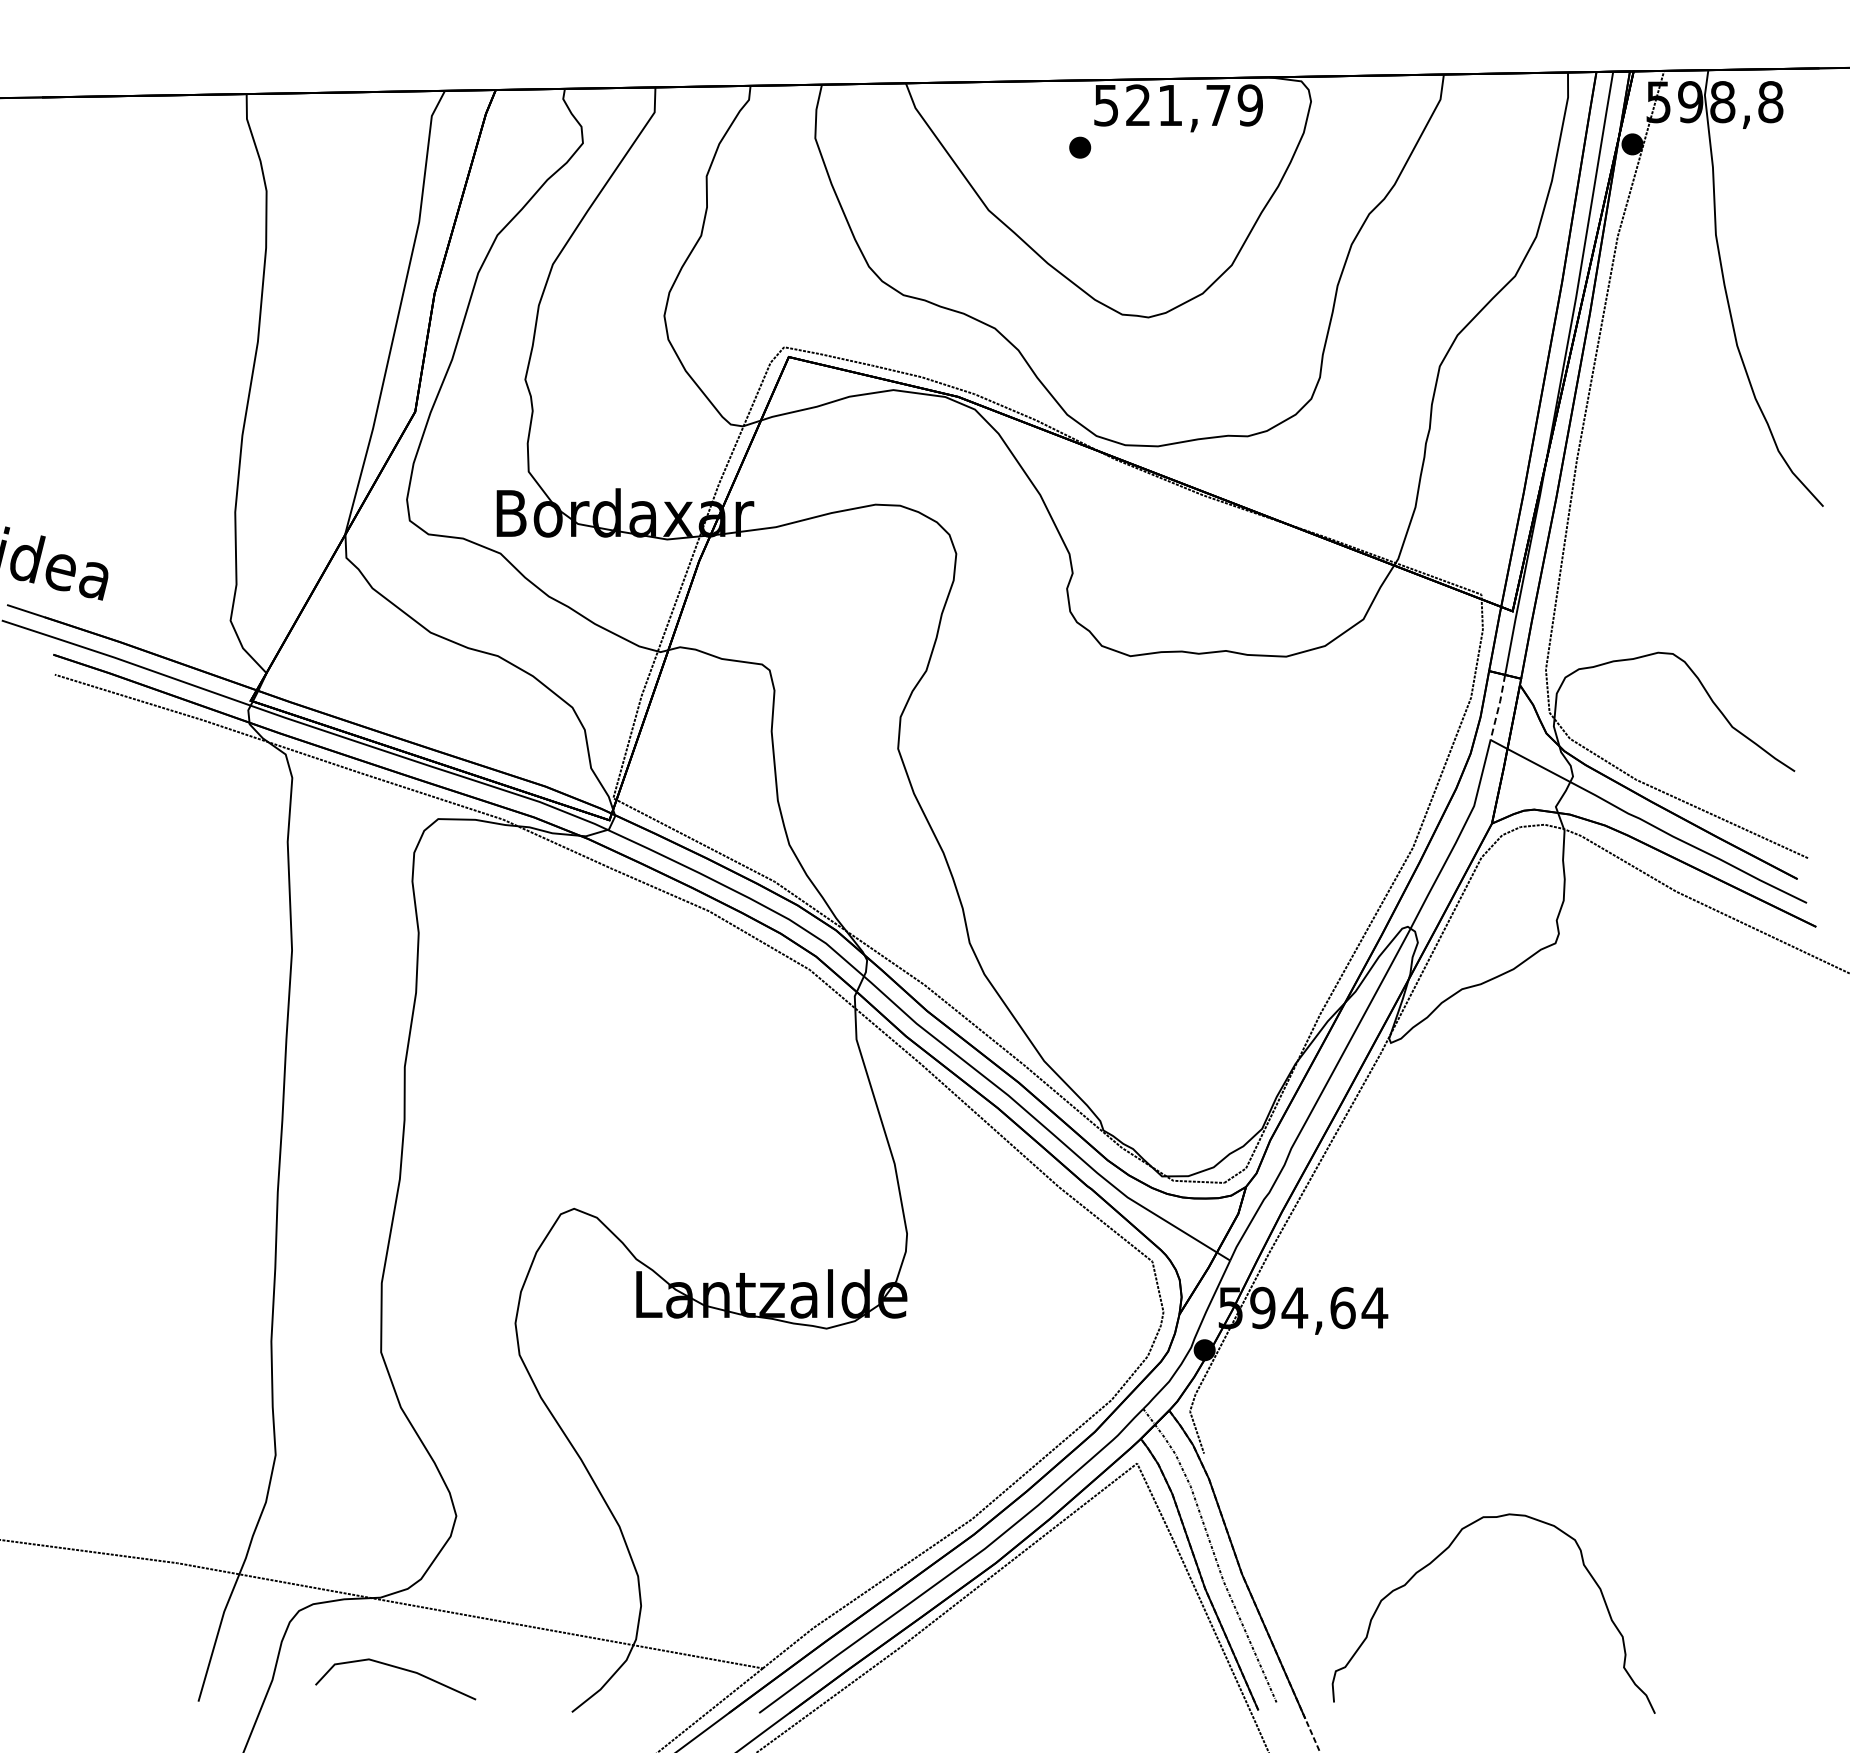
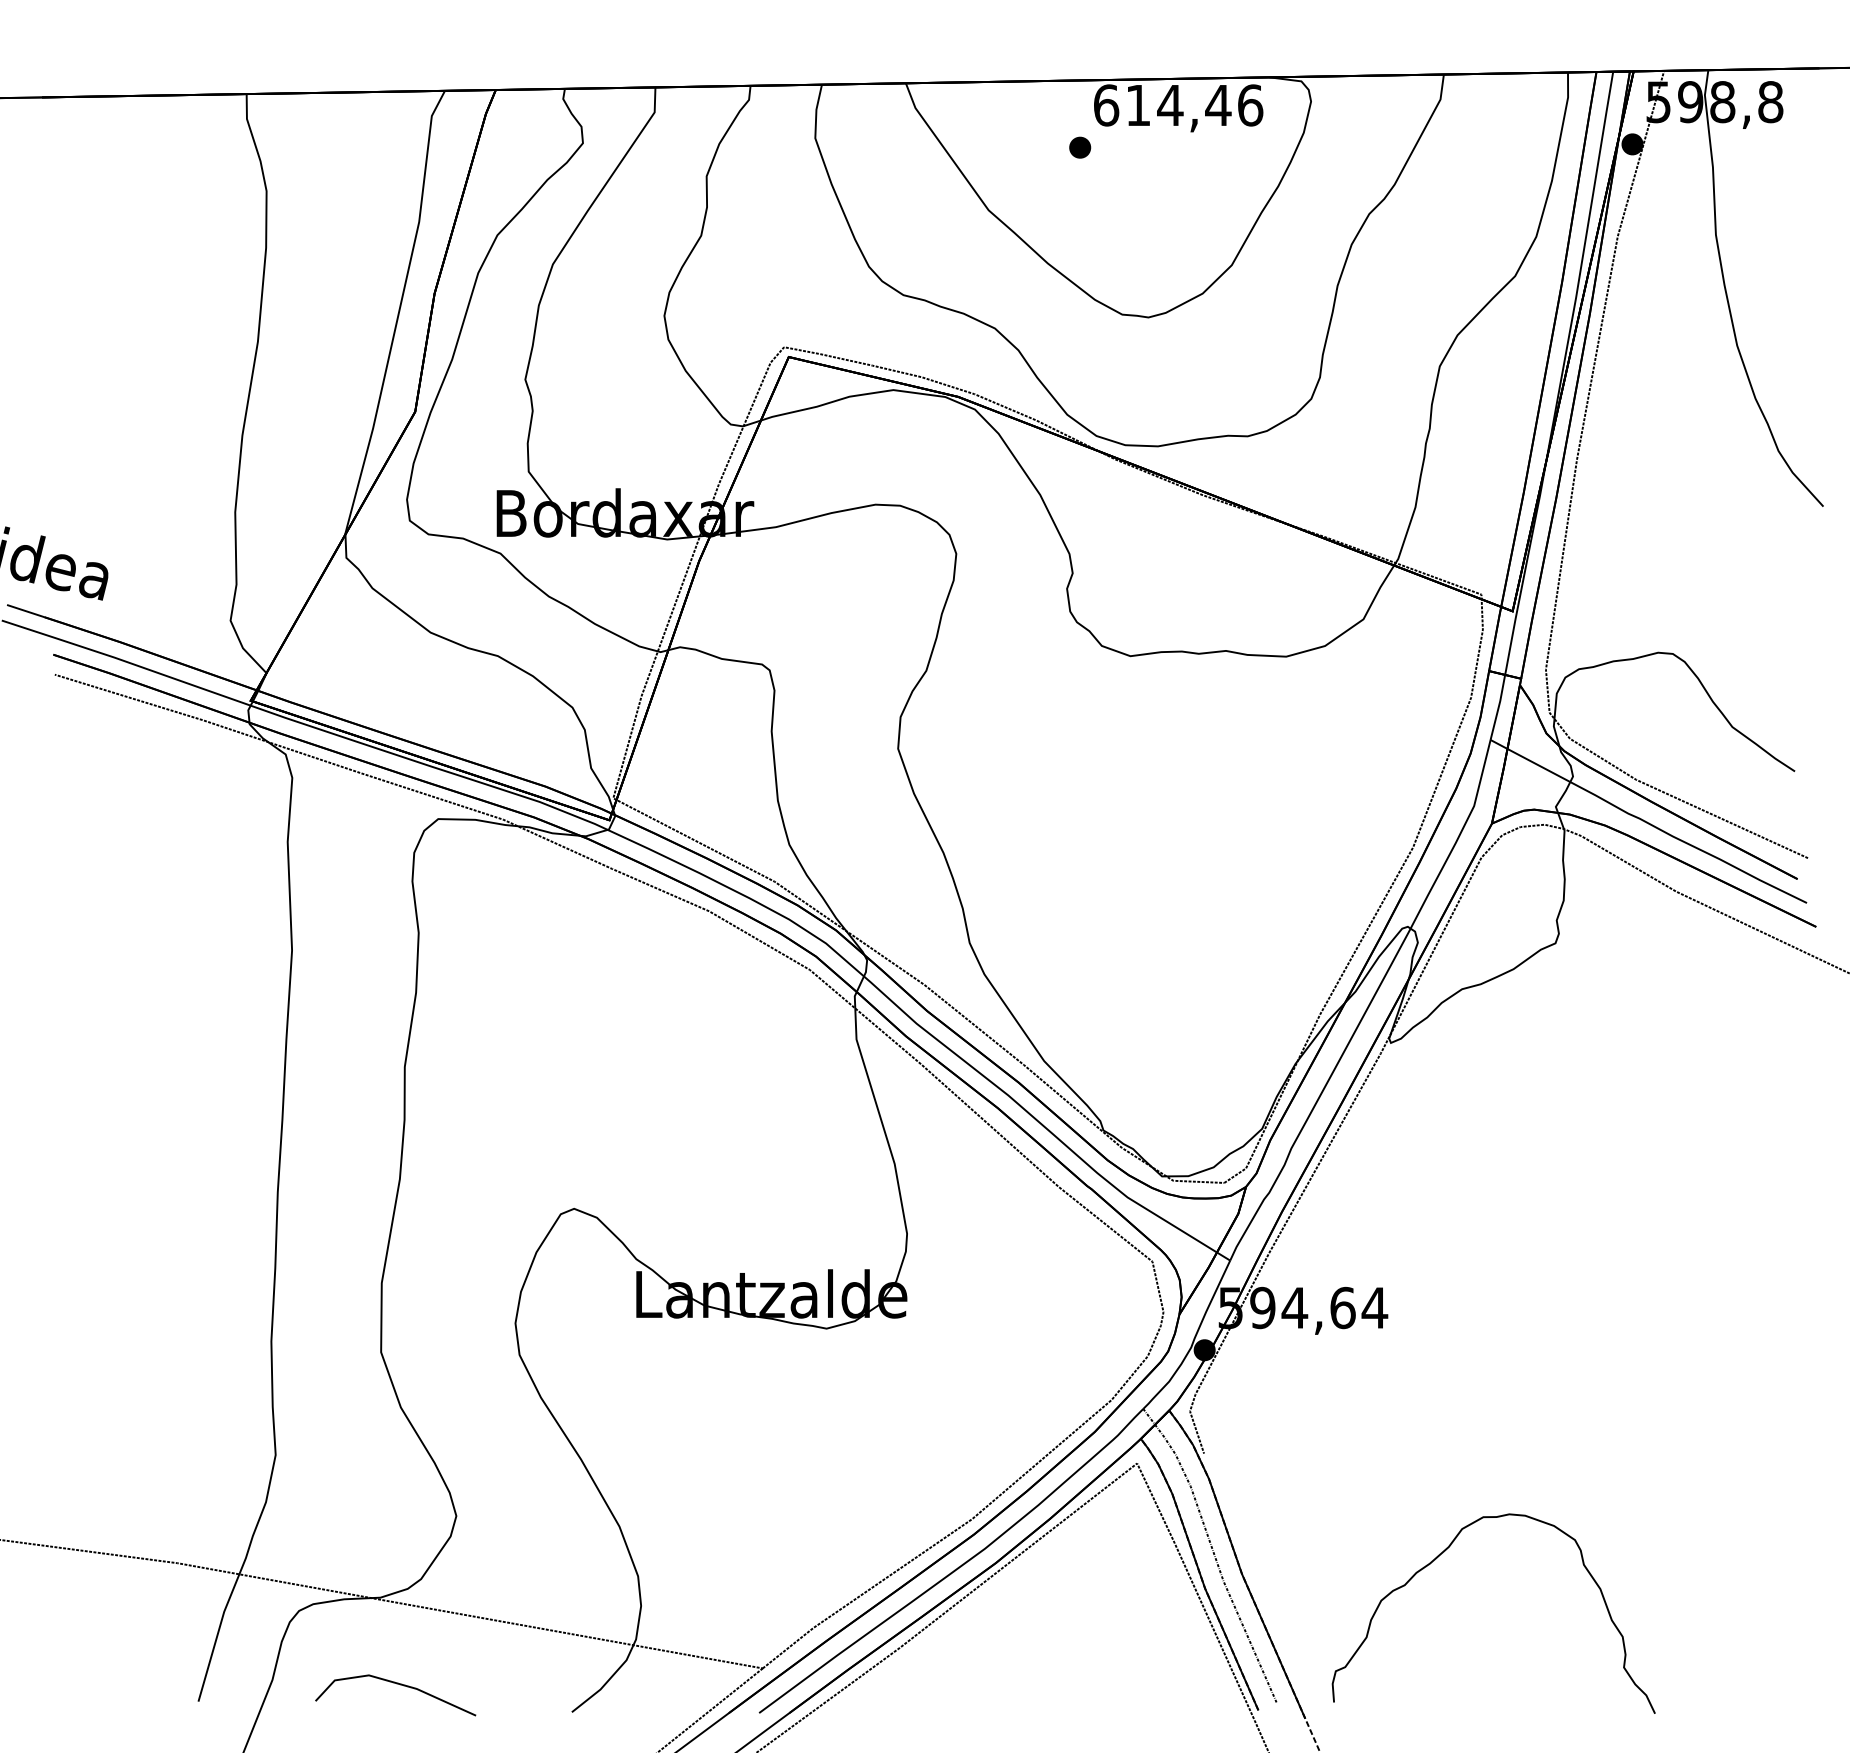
text: 521,79 -> 614,46 (1178, 105)
line: dashed -> solid (1498, 706)
line position: (396, 1668) -> (396, 1684) (396, 1684)
